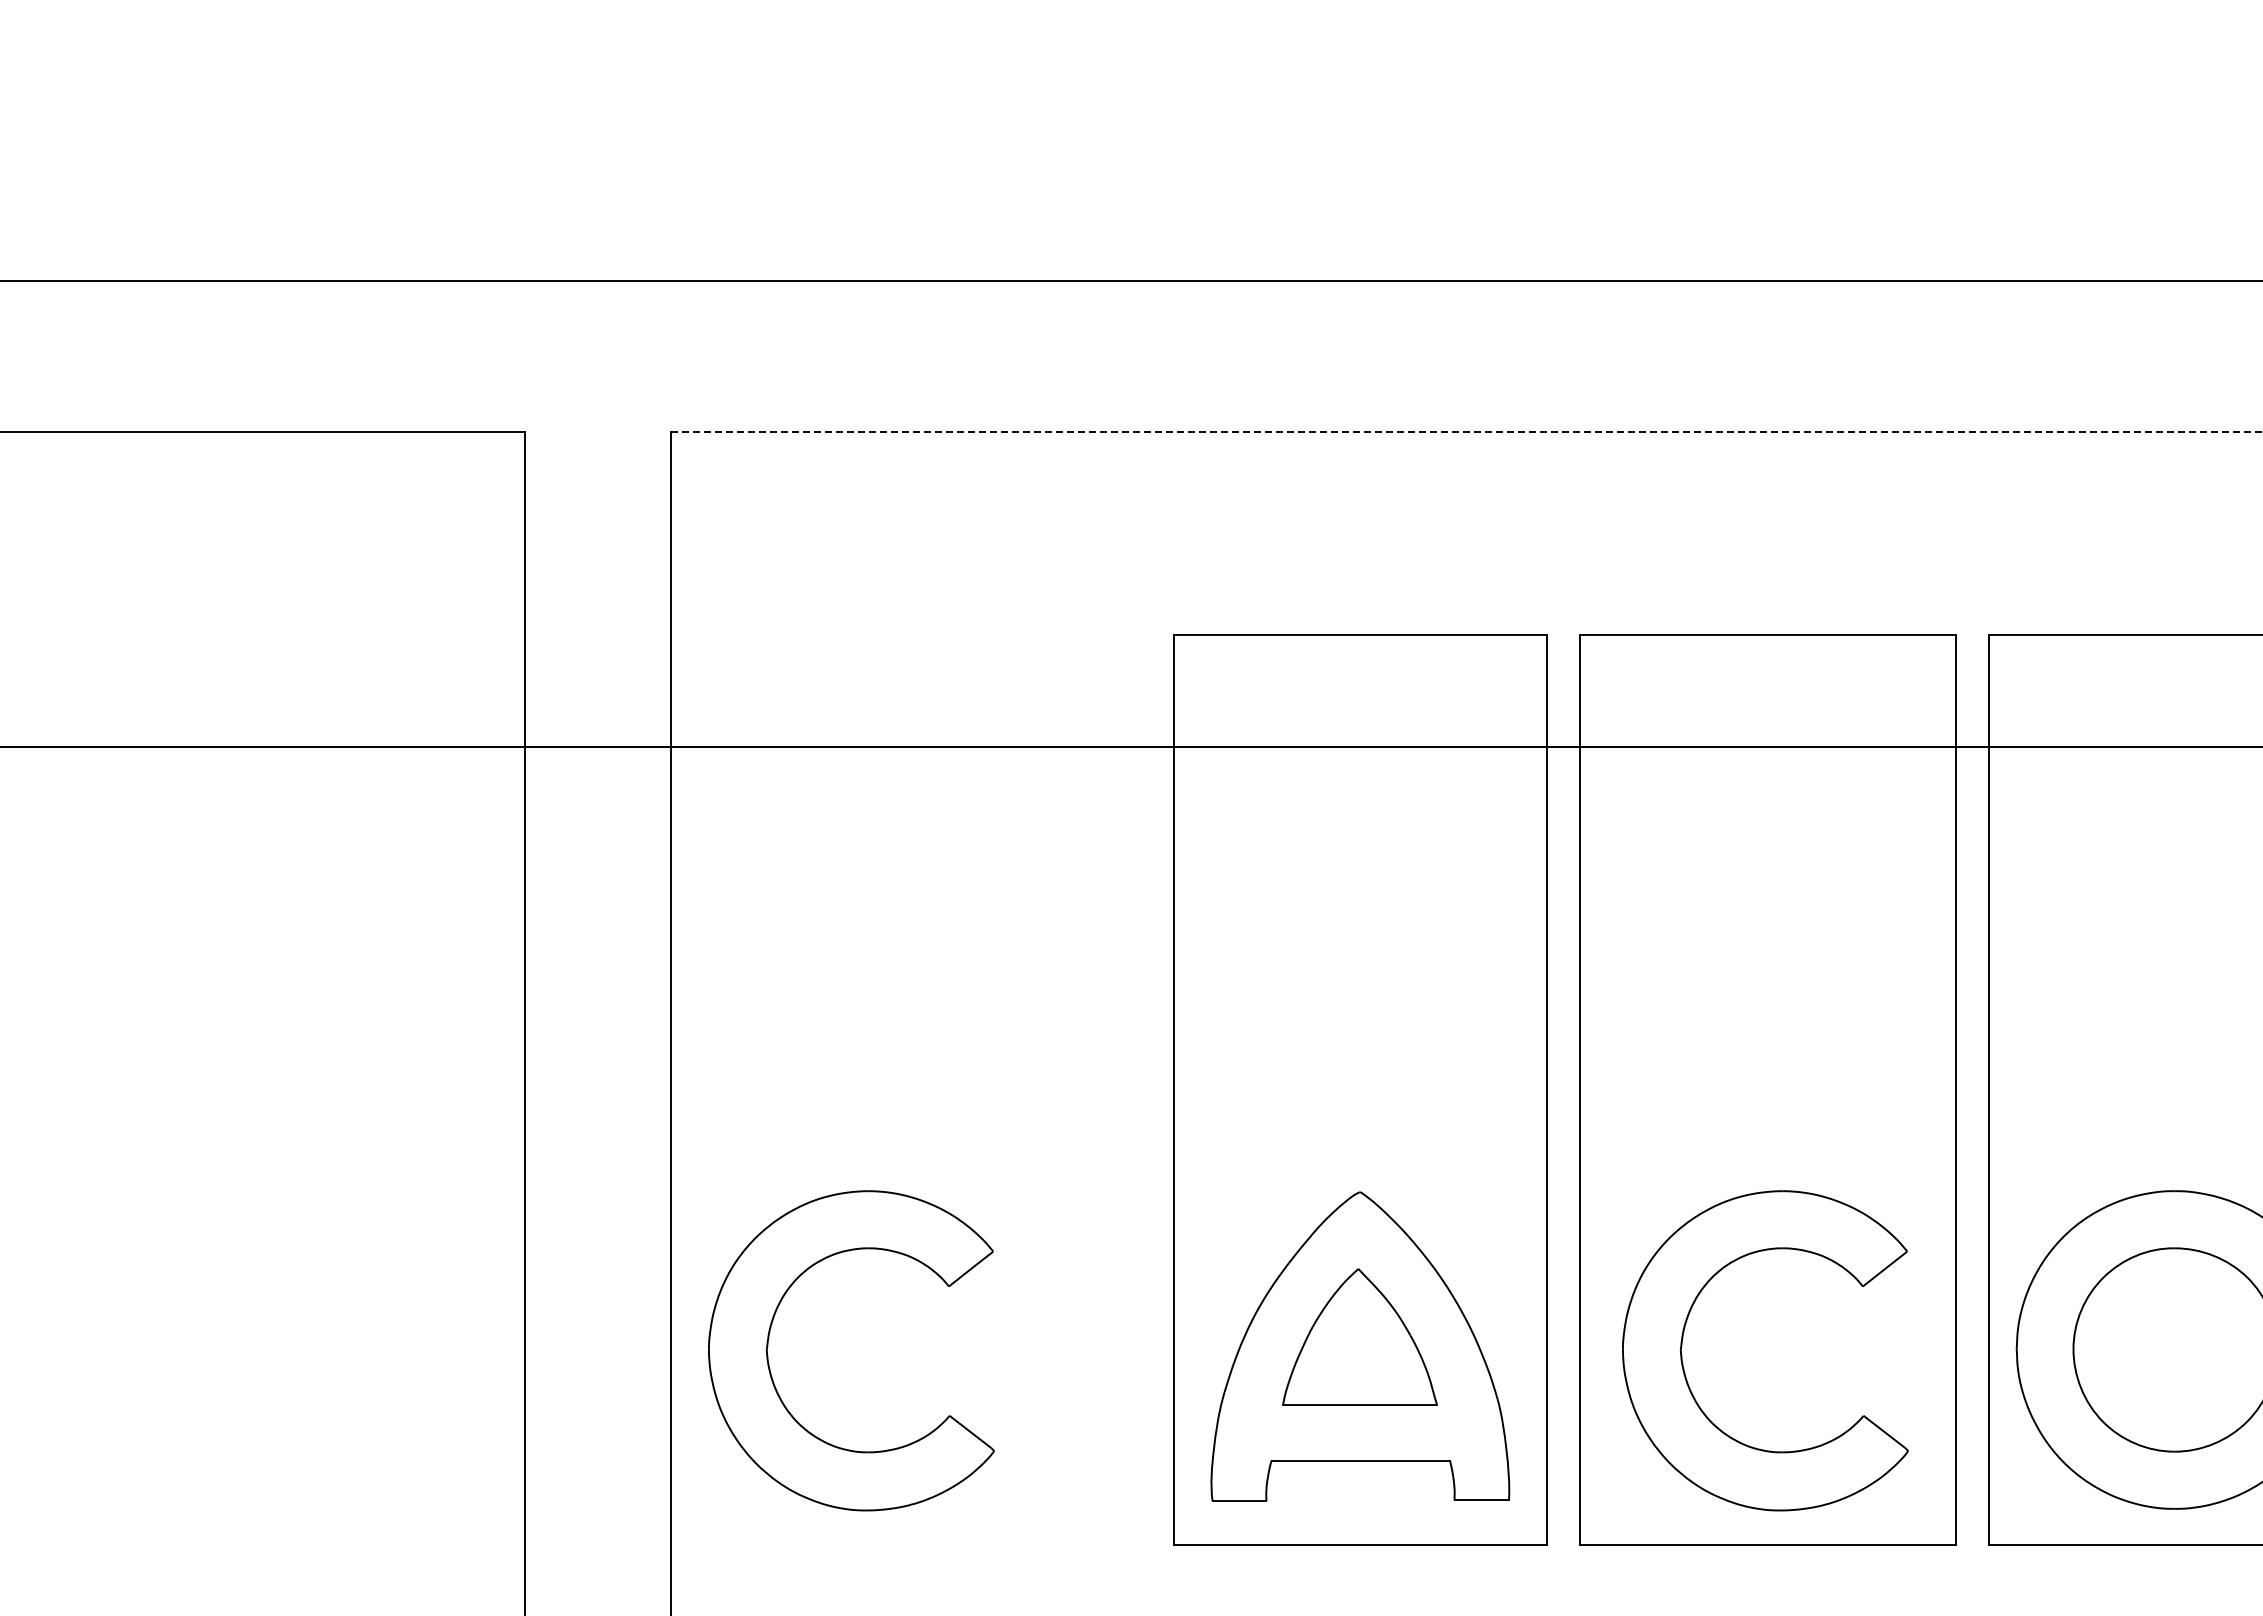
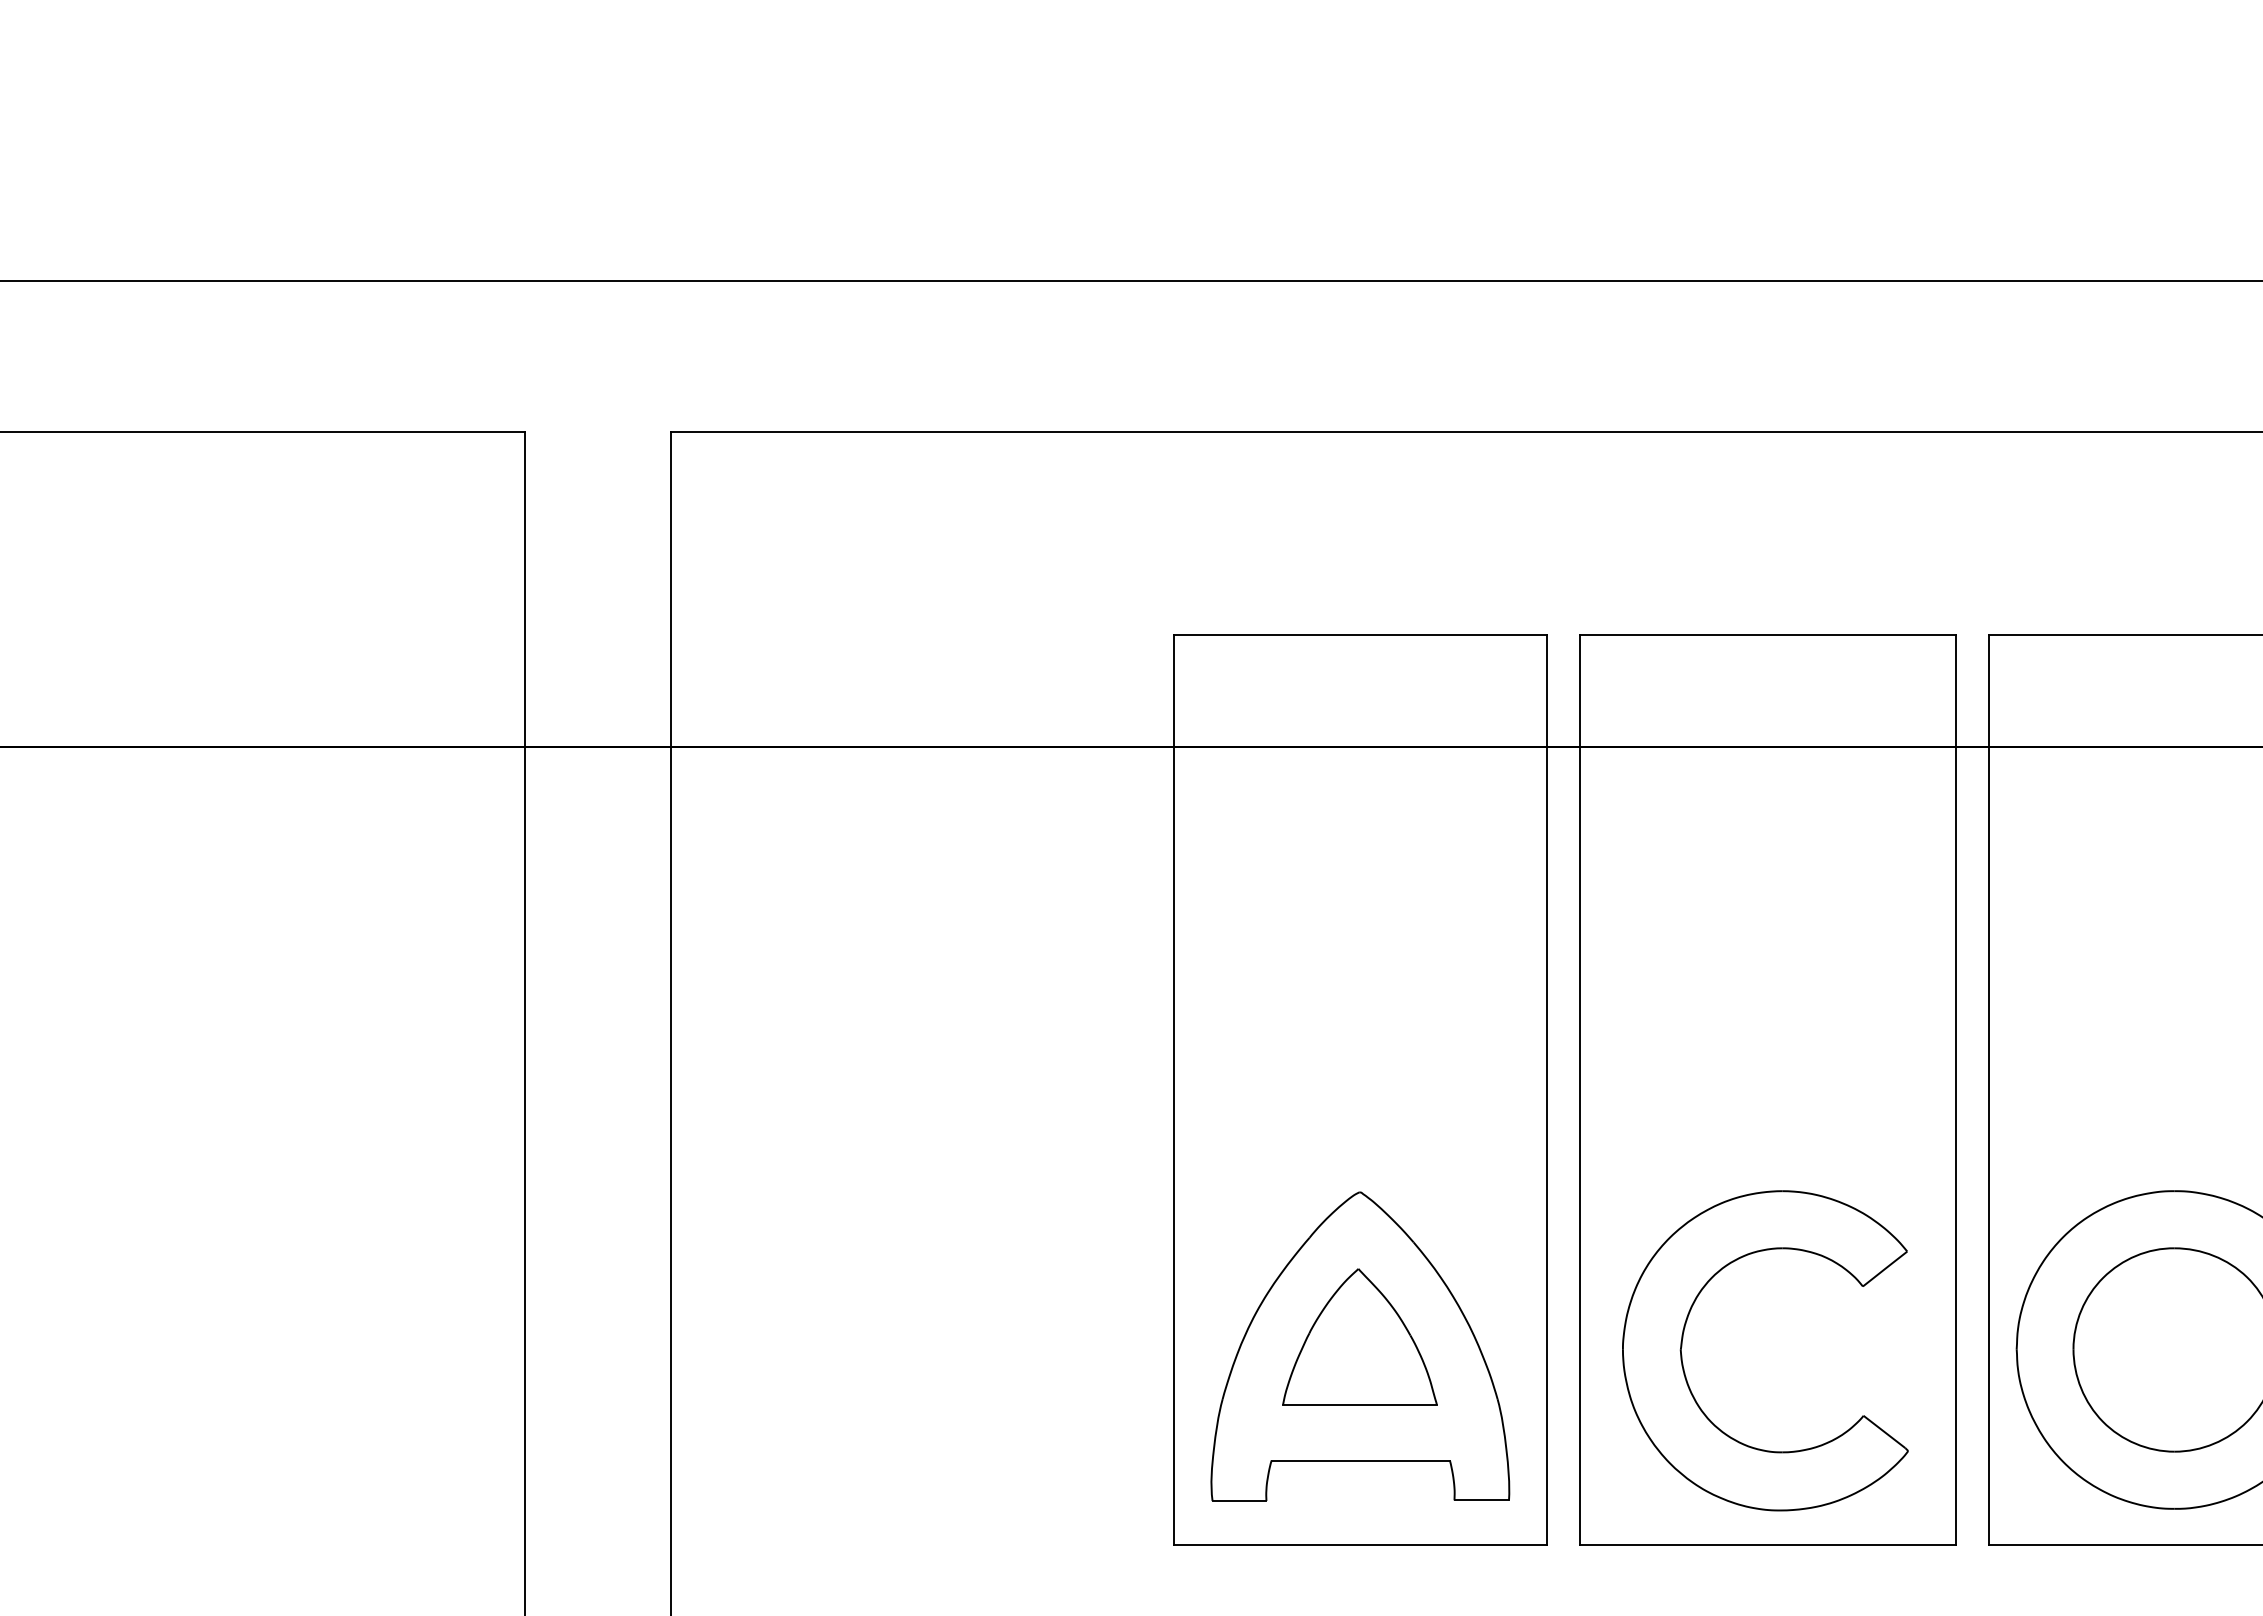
line: dashed -> solid (1466, 431)
part: present -> none (769, 1338)
